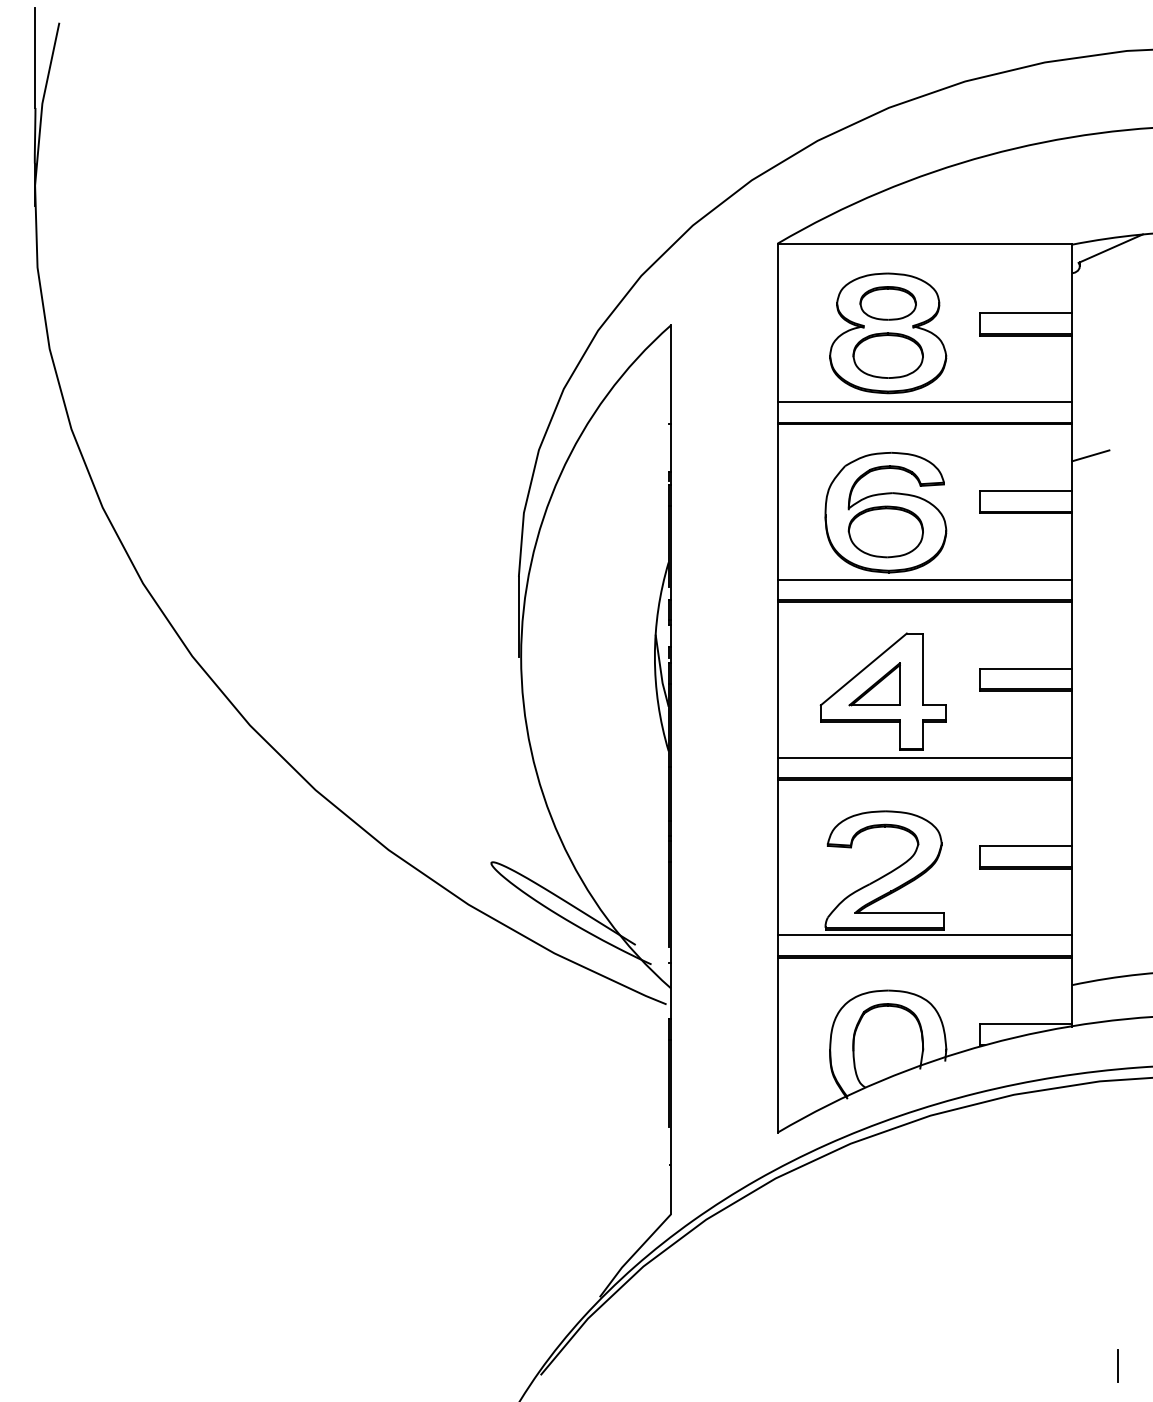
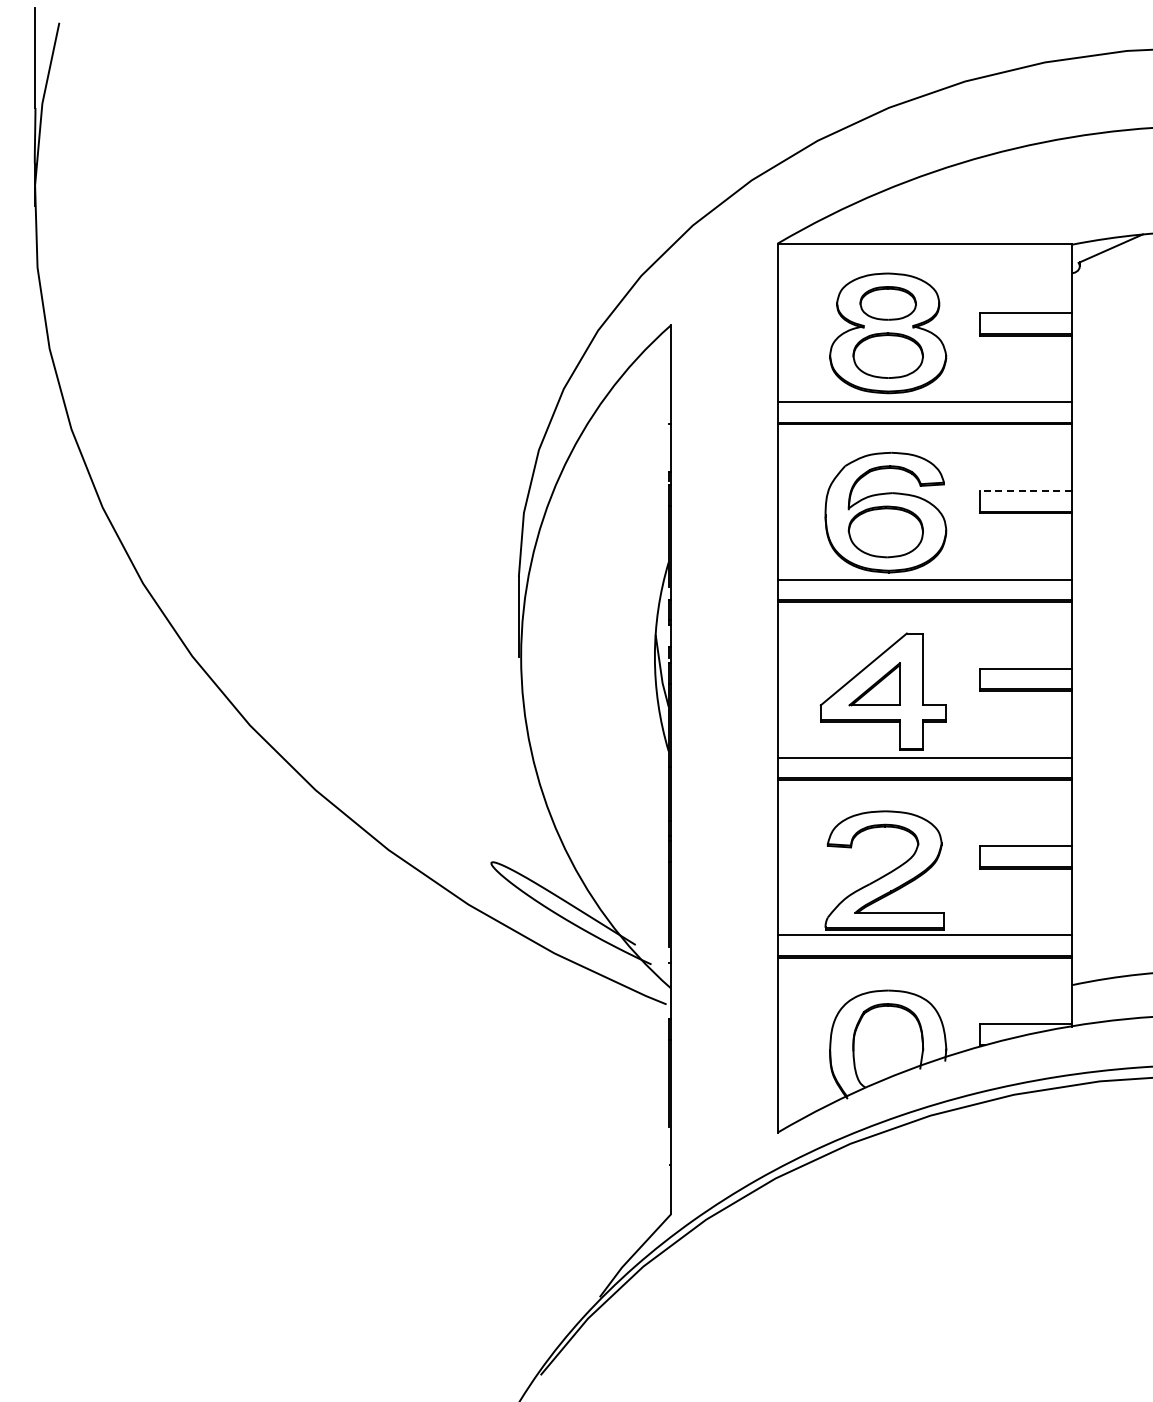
line: present -> none (1090, 455)
line: solid -> dashed (1025, 490)
line: present -> none (1118, 1365)
